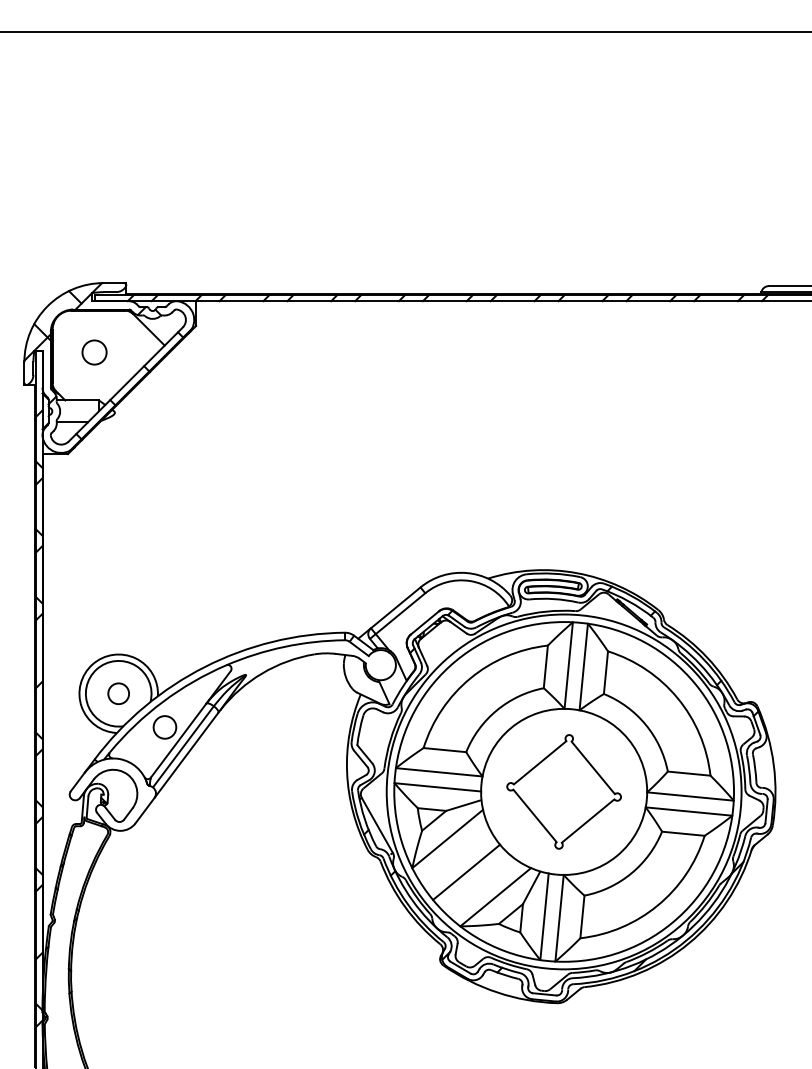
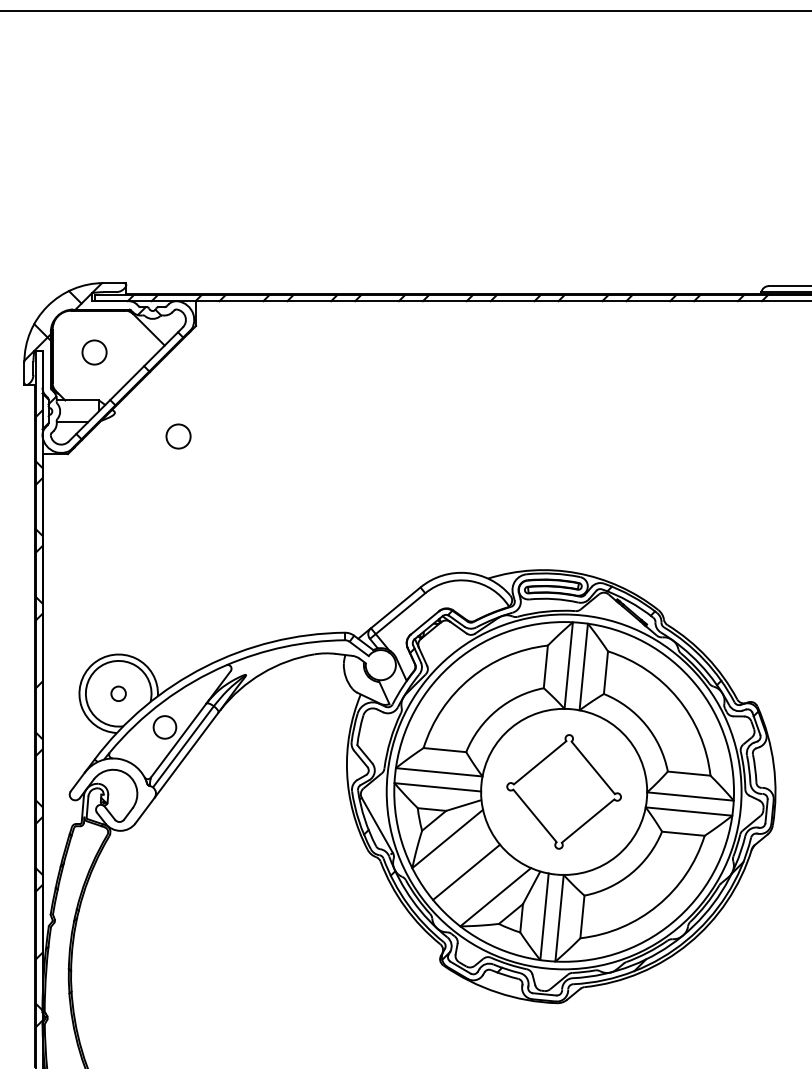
line position: (405, 32) -> (405, 11) (405, 11)
circle: none -> present (178, 436)
circle size: 23x24 px -> 17x17 px (118, 693)
